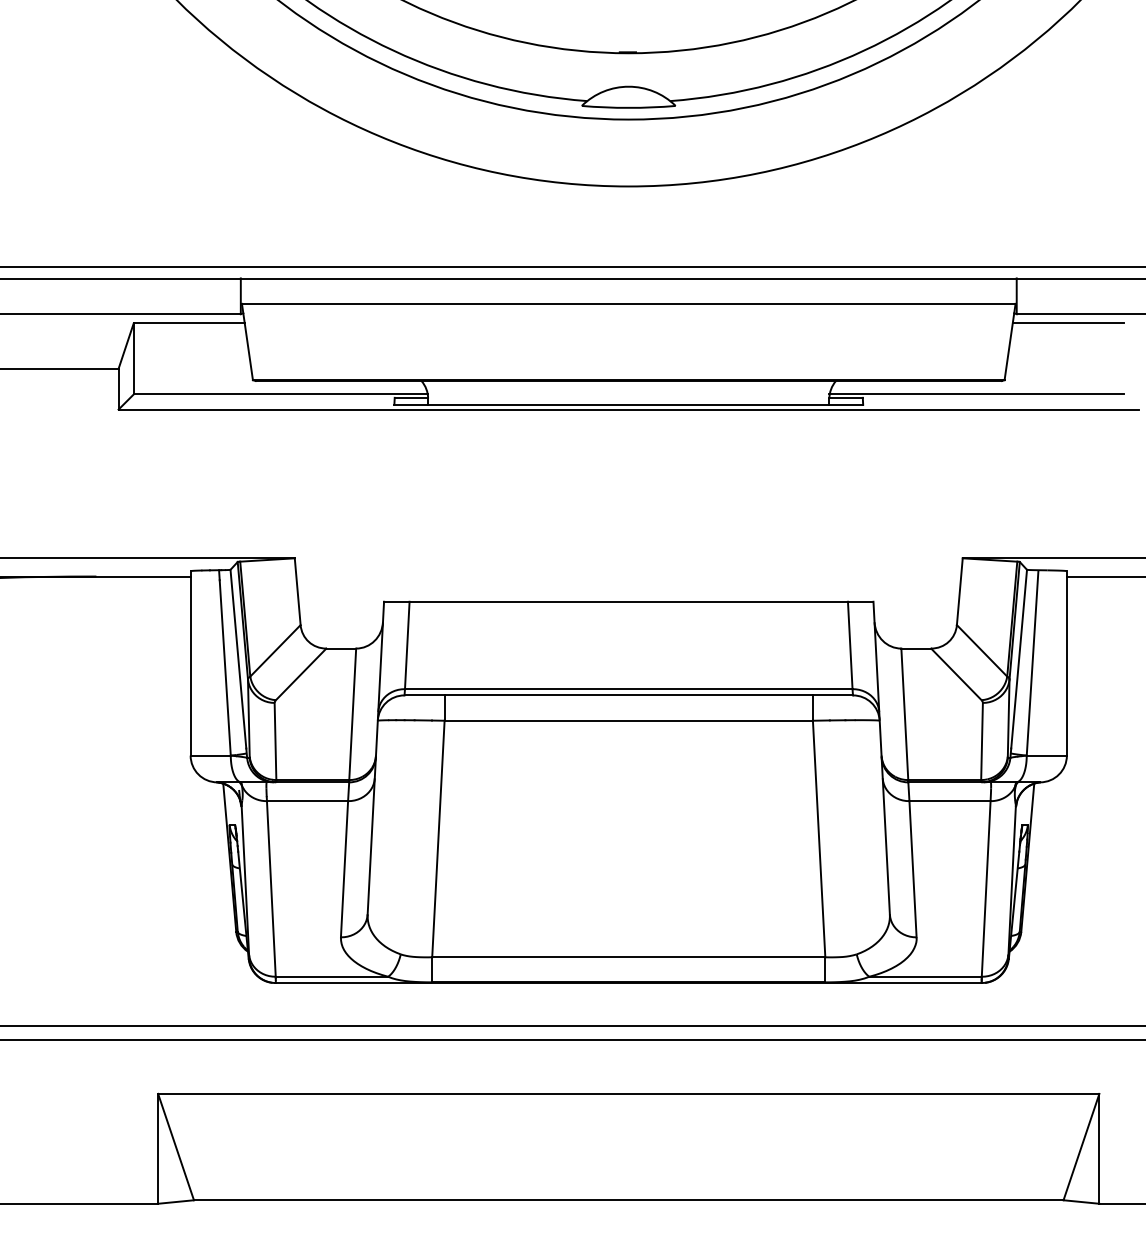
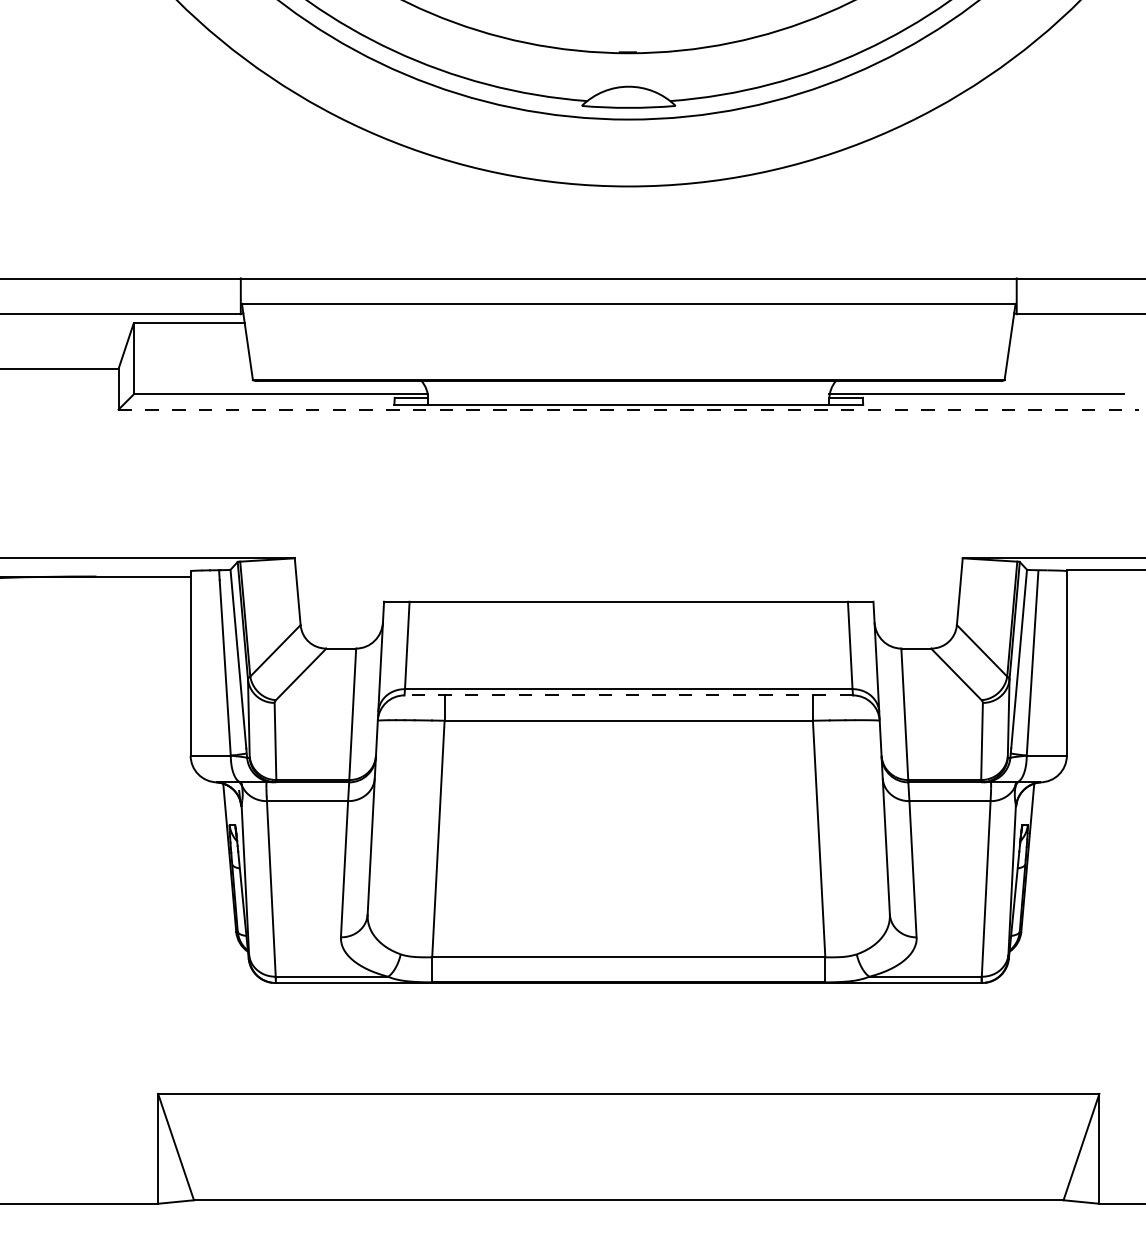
line: present -> none (572, 267)
line: present -> none (1067, 323)
line: solid -> dashed (629, 409)
line position: (1104, 576) -> (1104, 569) (1104, 569)
line: solid -> dashed (628, 695)
line: present -> none (572, 1026)
line: present -> none (572, 1040)
